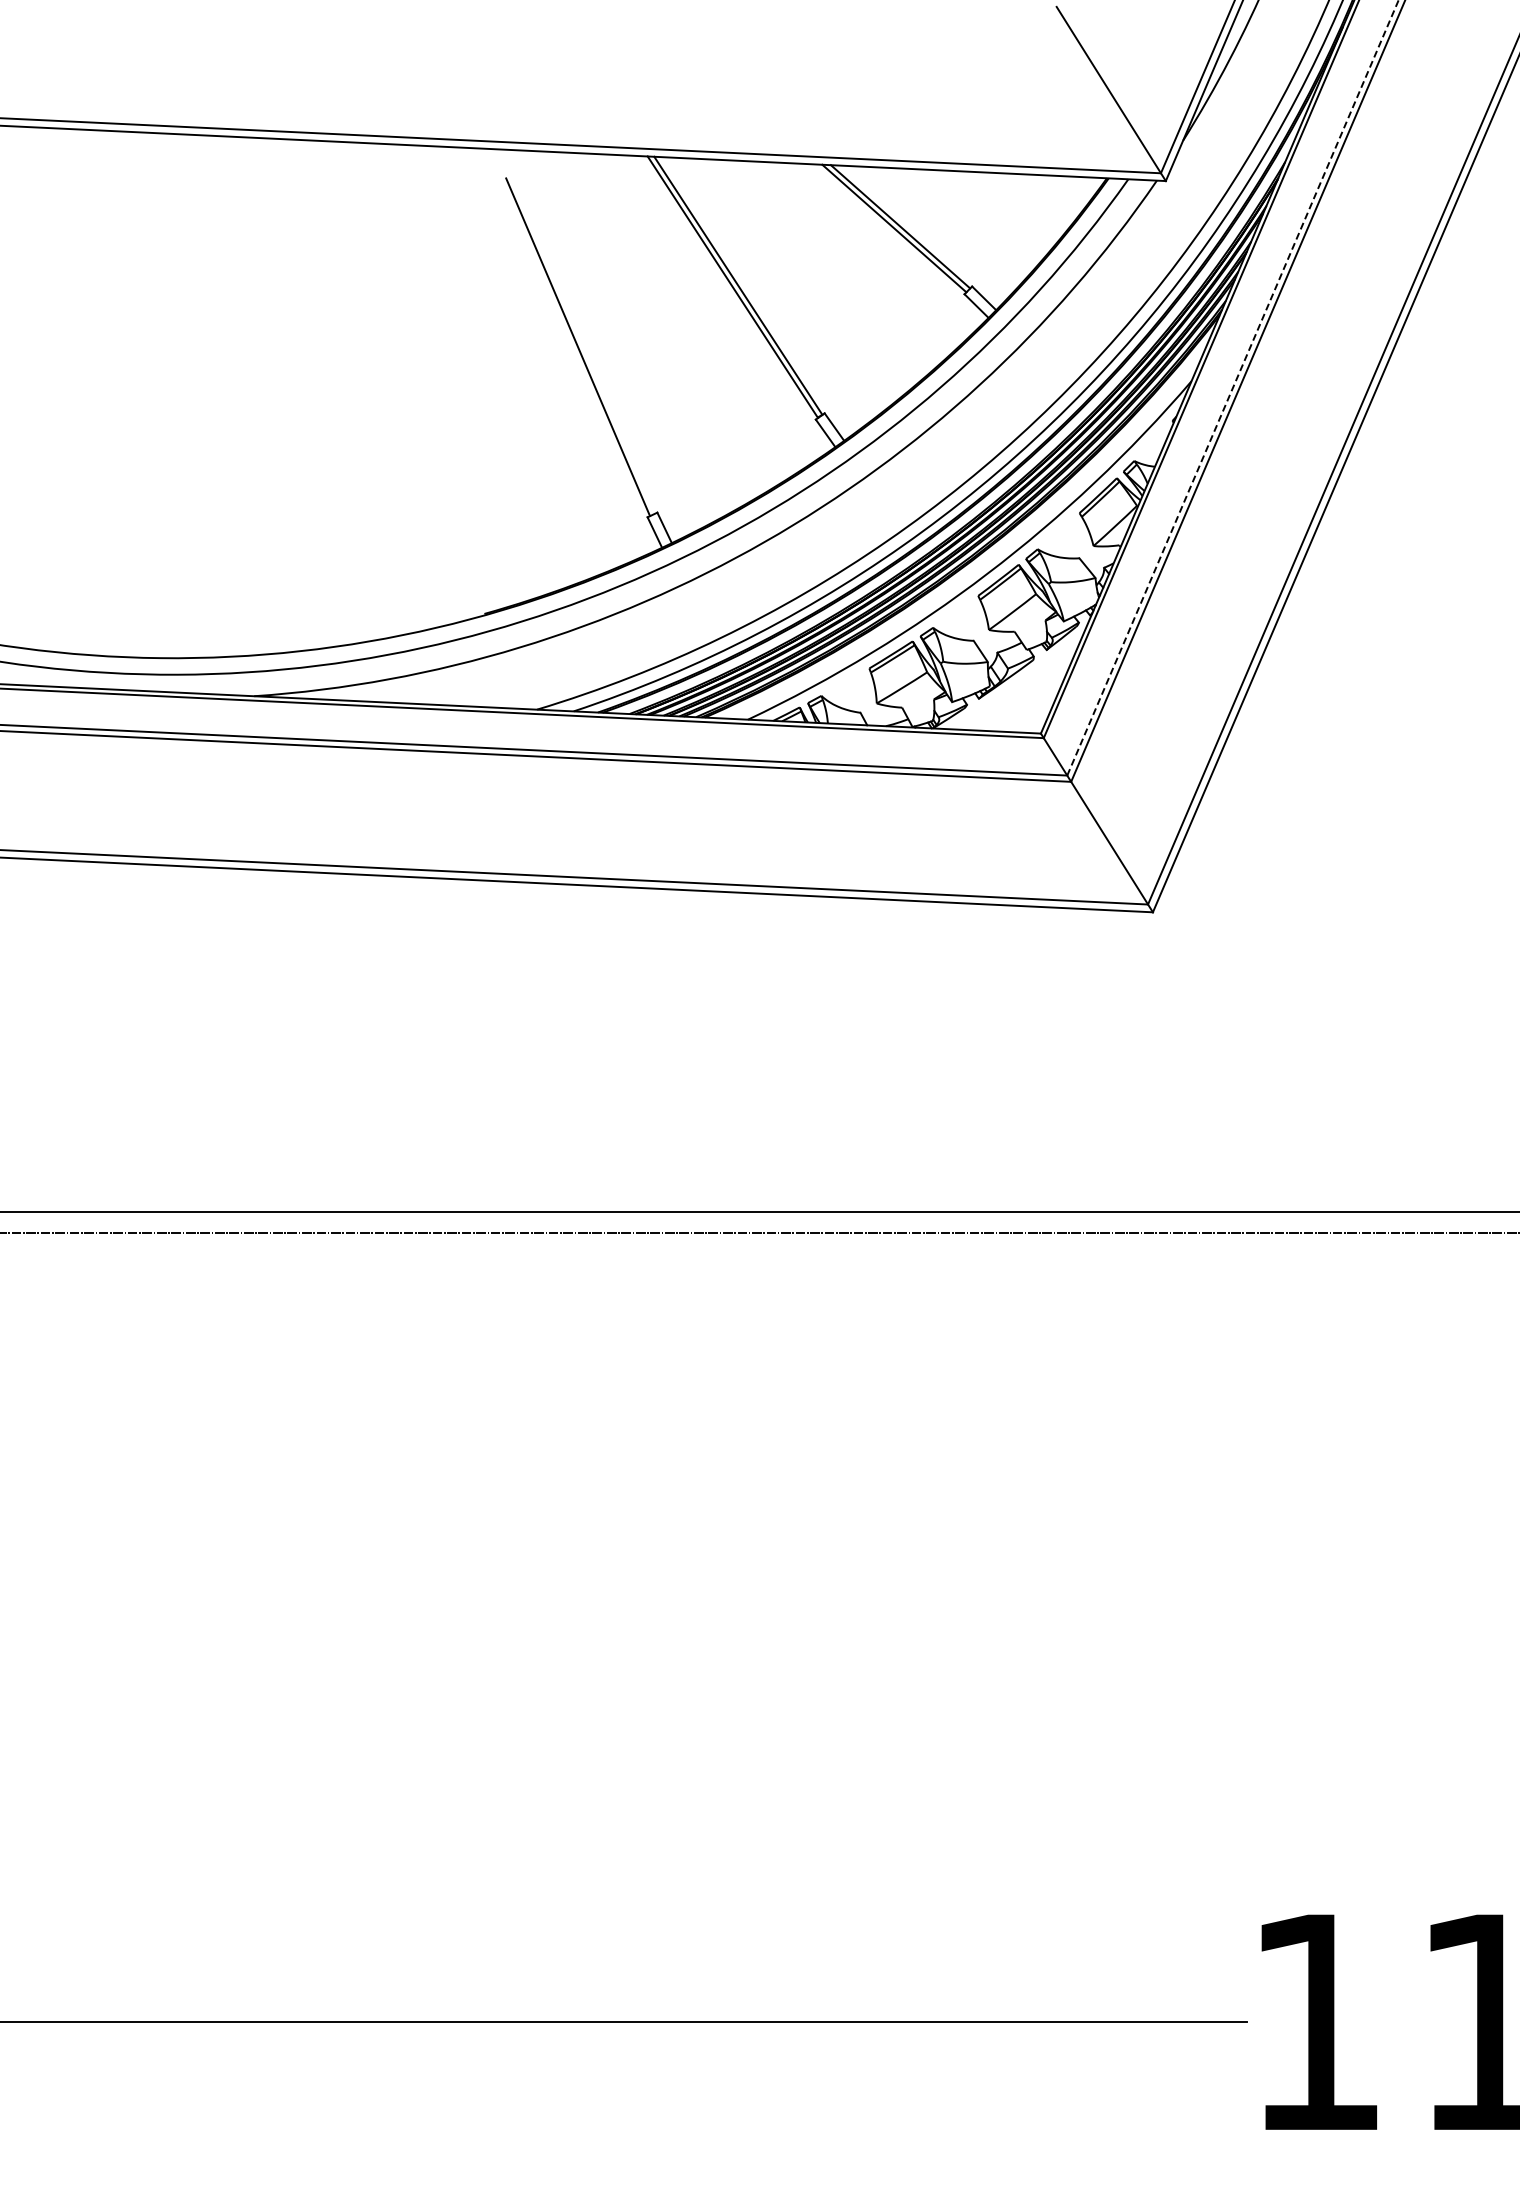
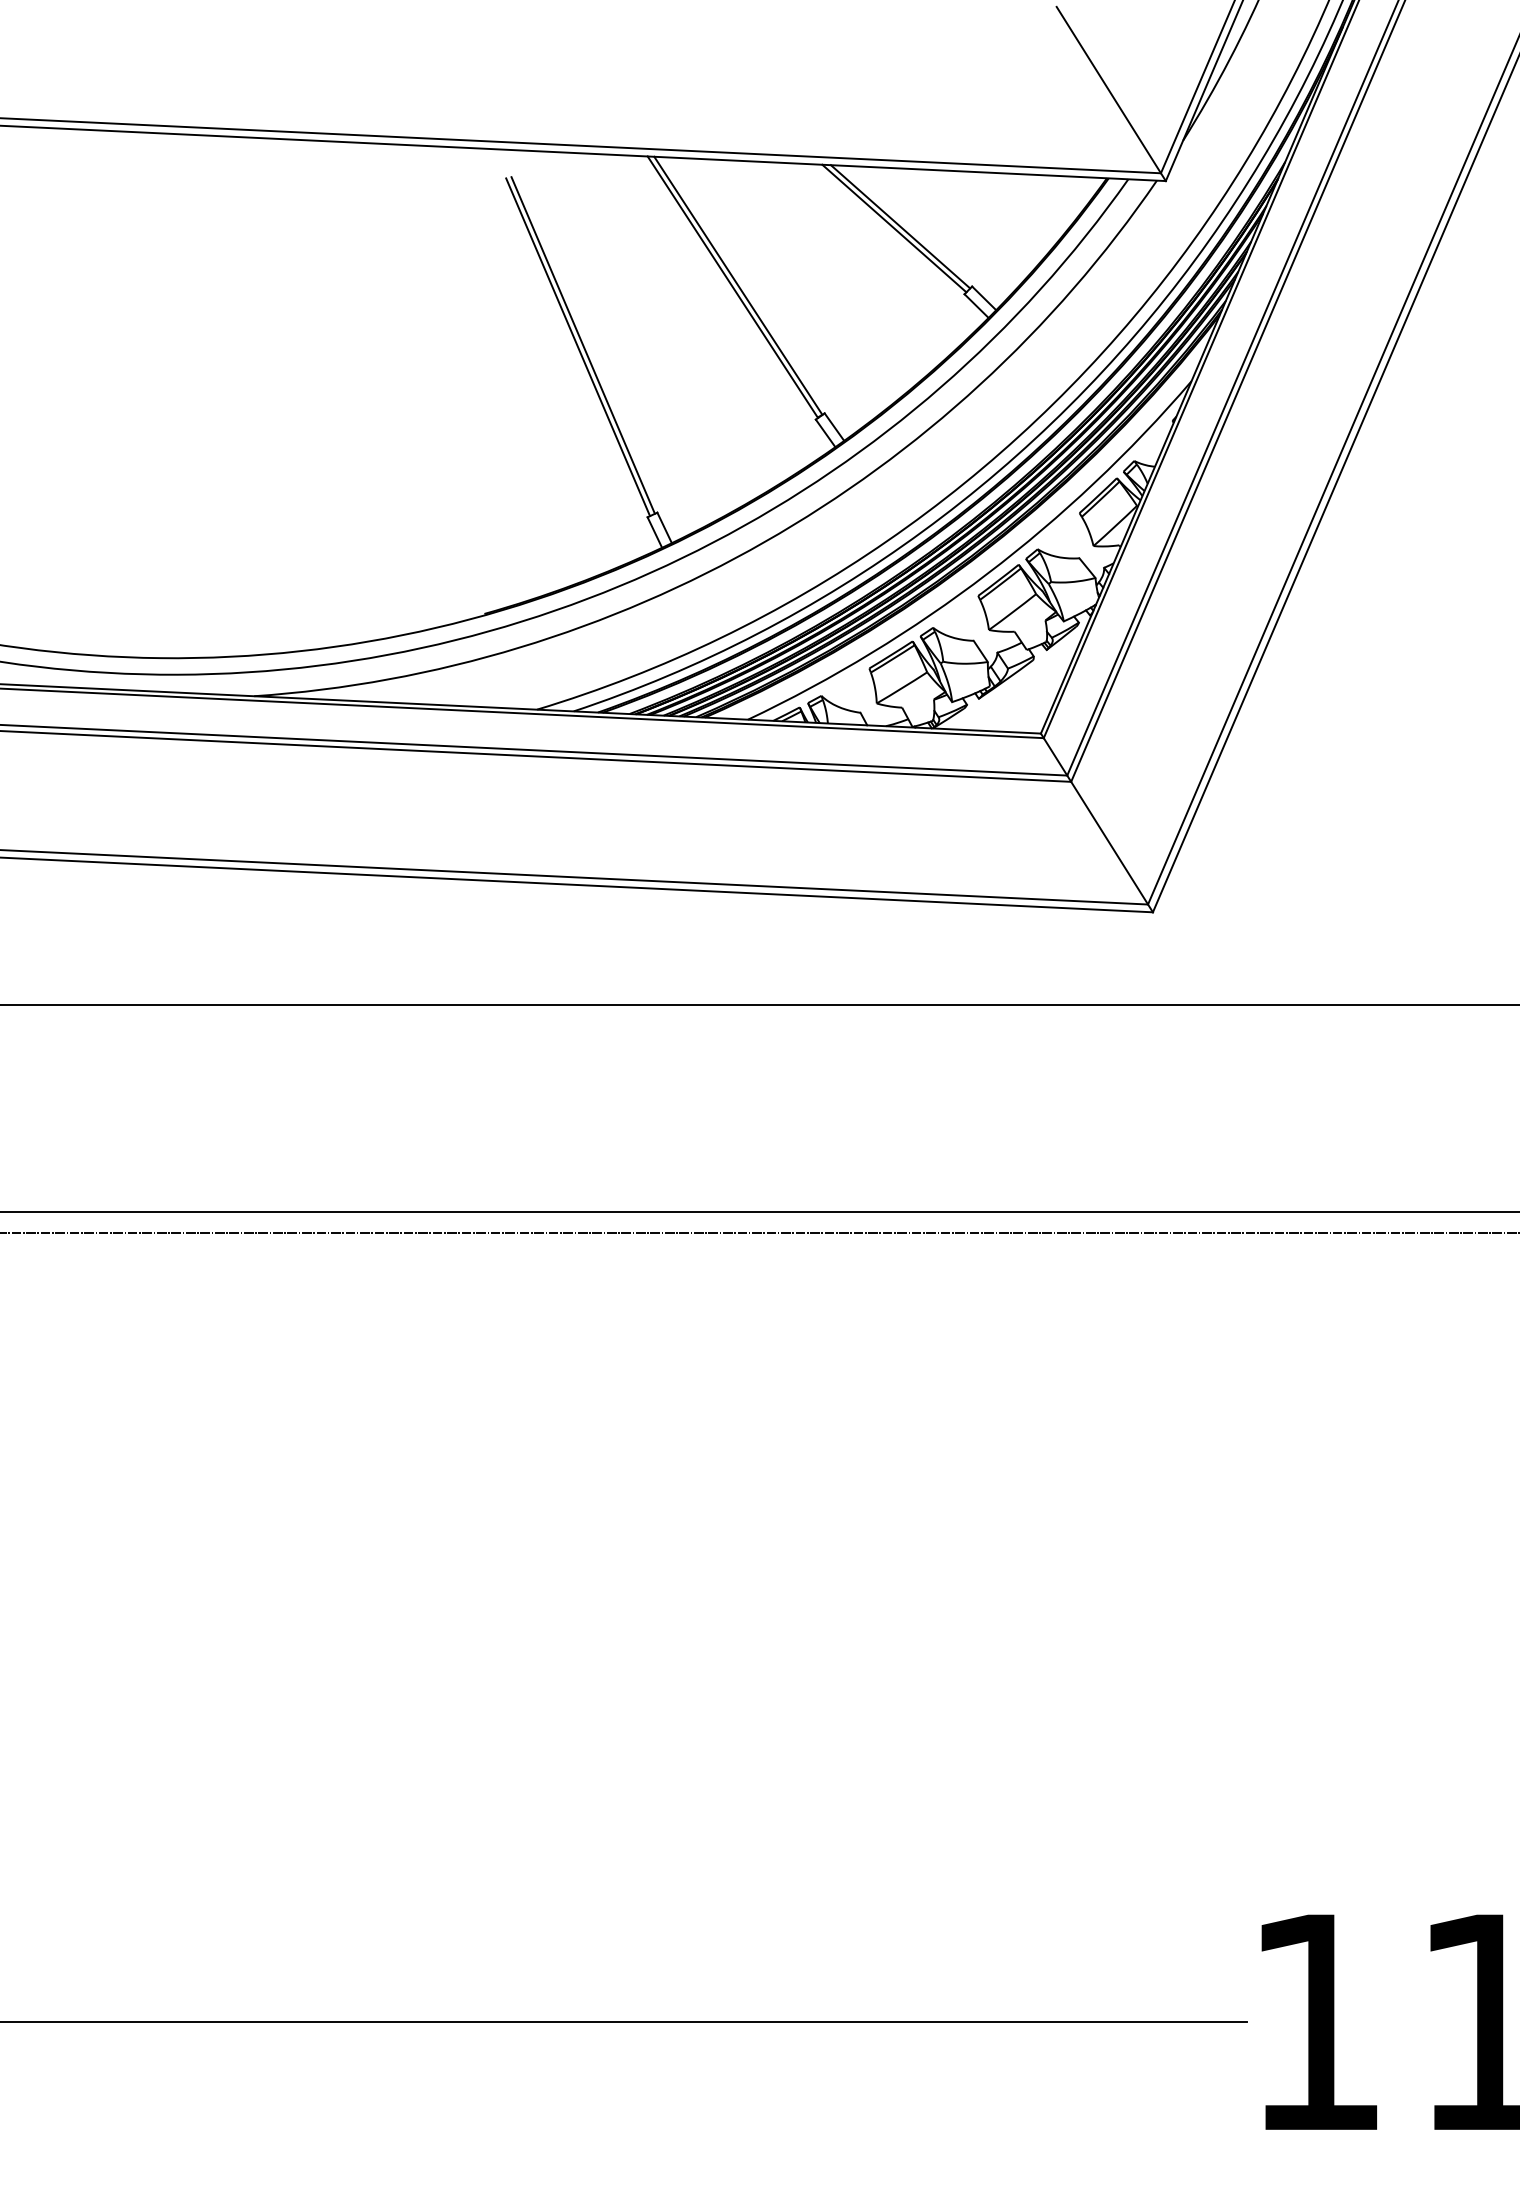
line: none -> present (582, 345)
line: dashed -> solid (1233, 387)
line: none -> present (759, 1005)
